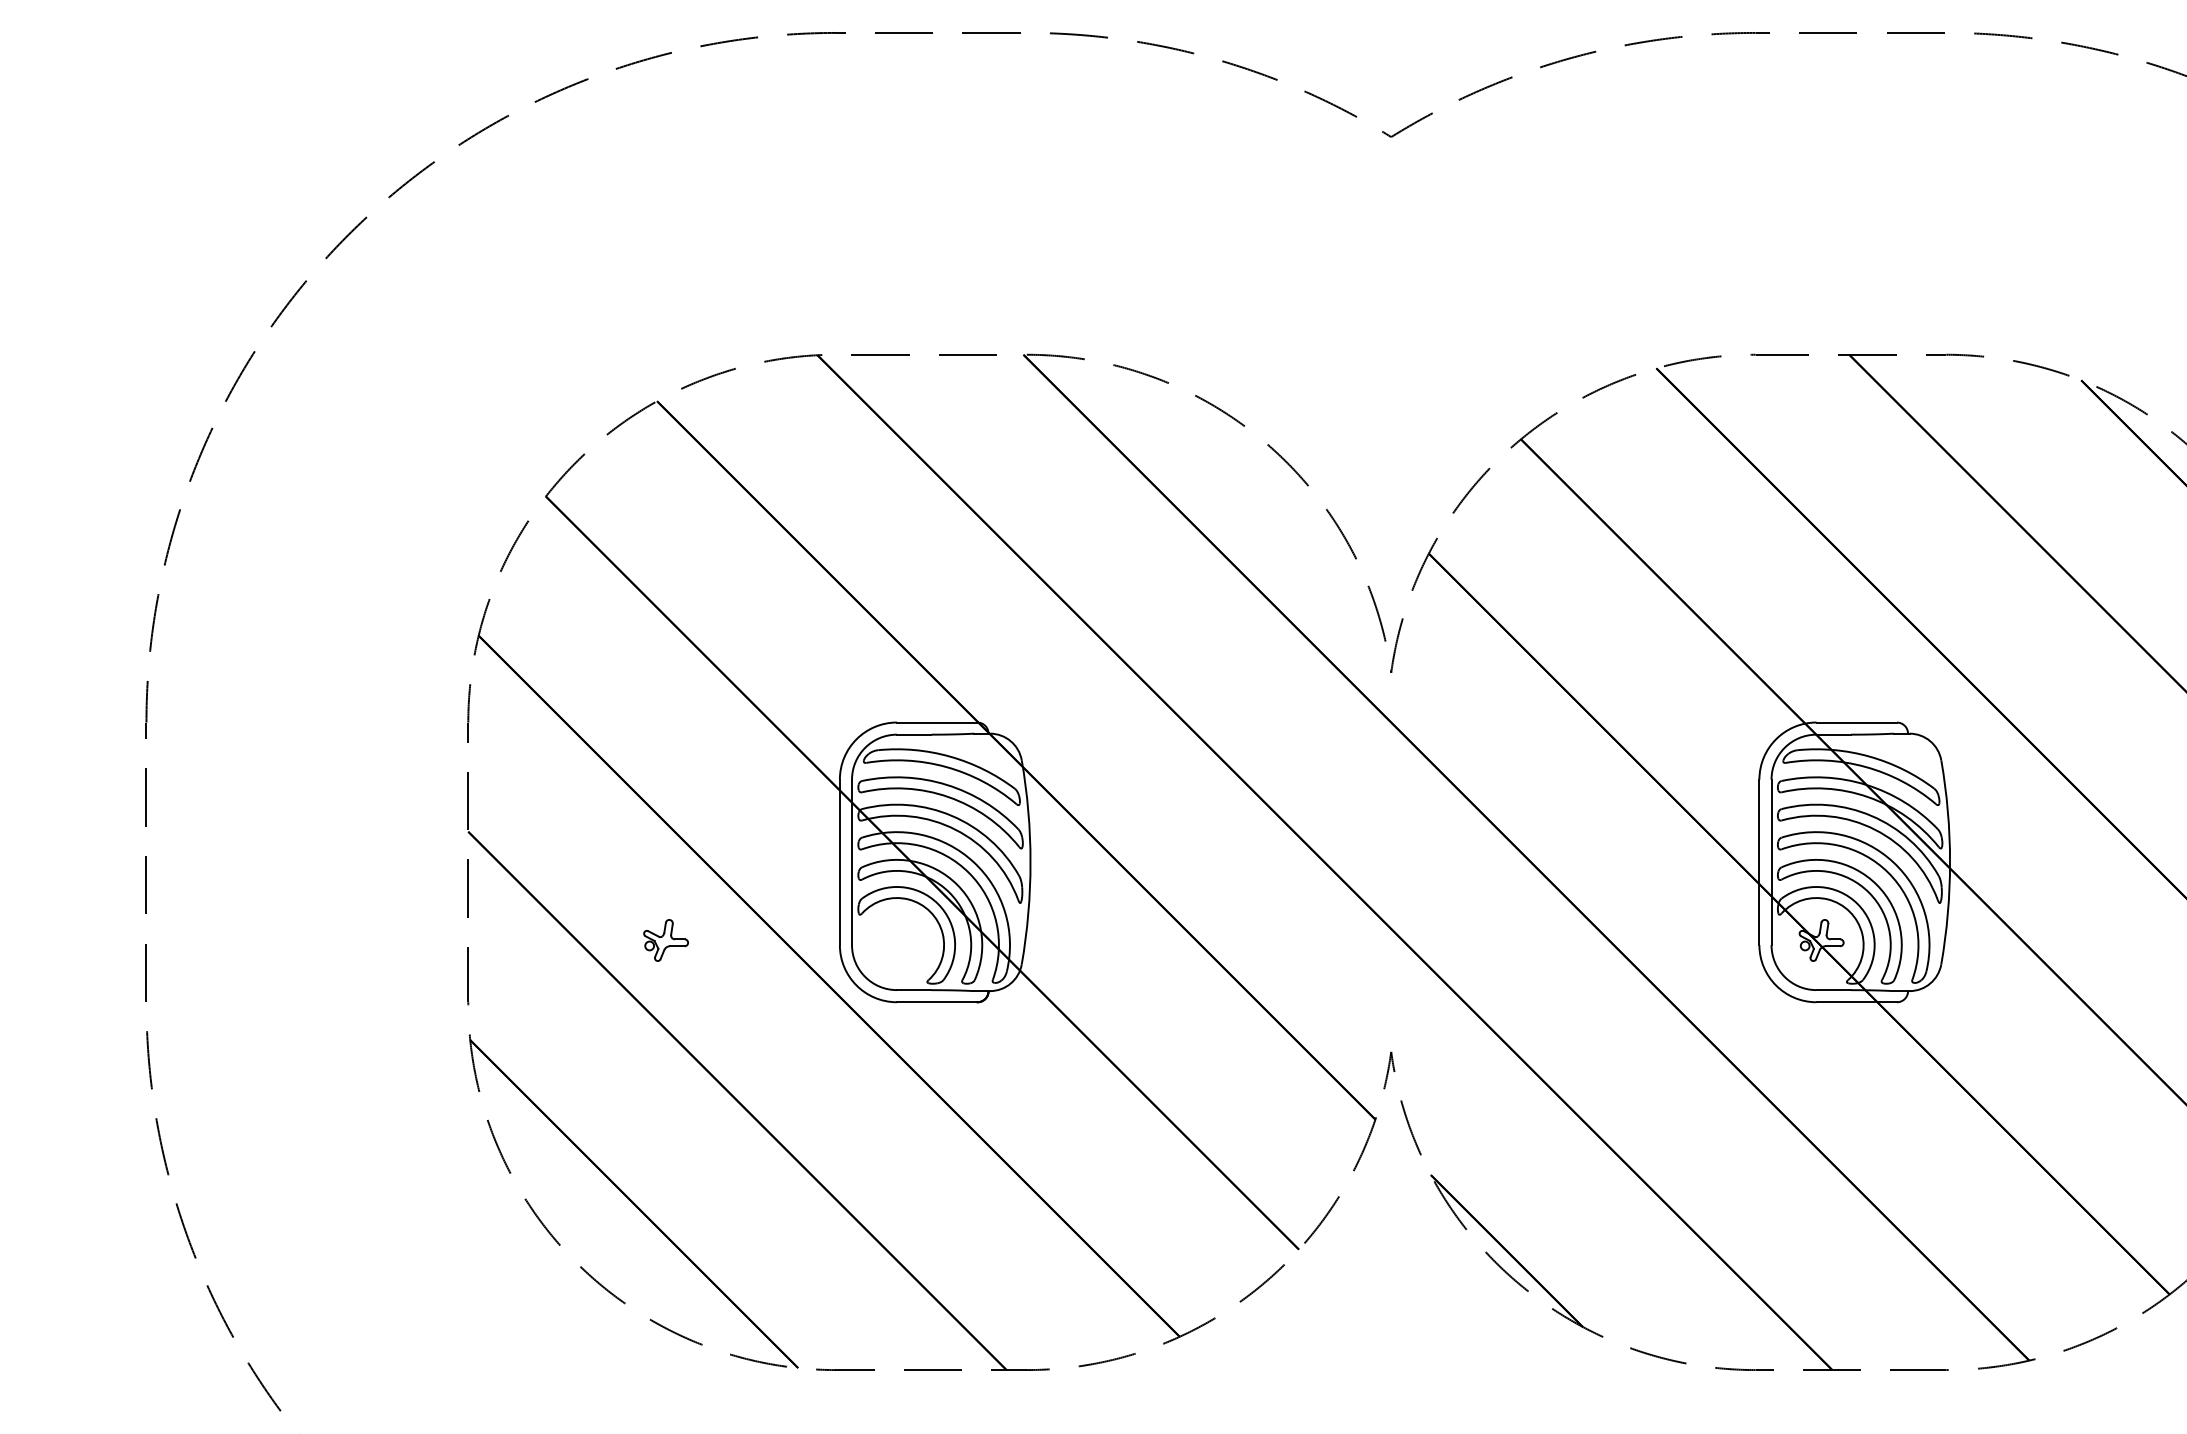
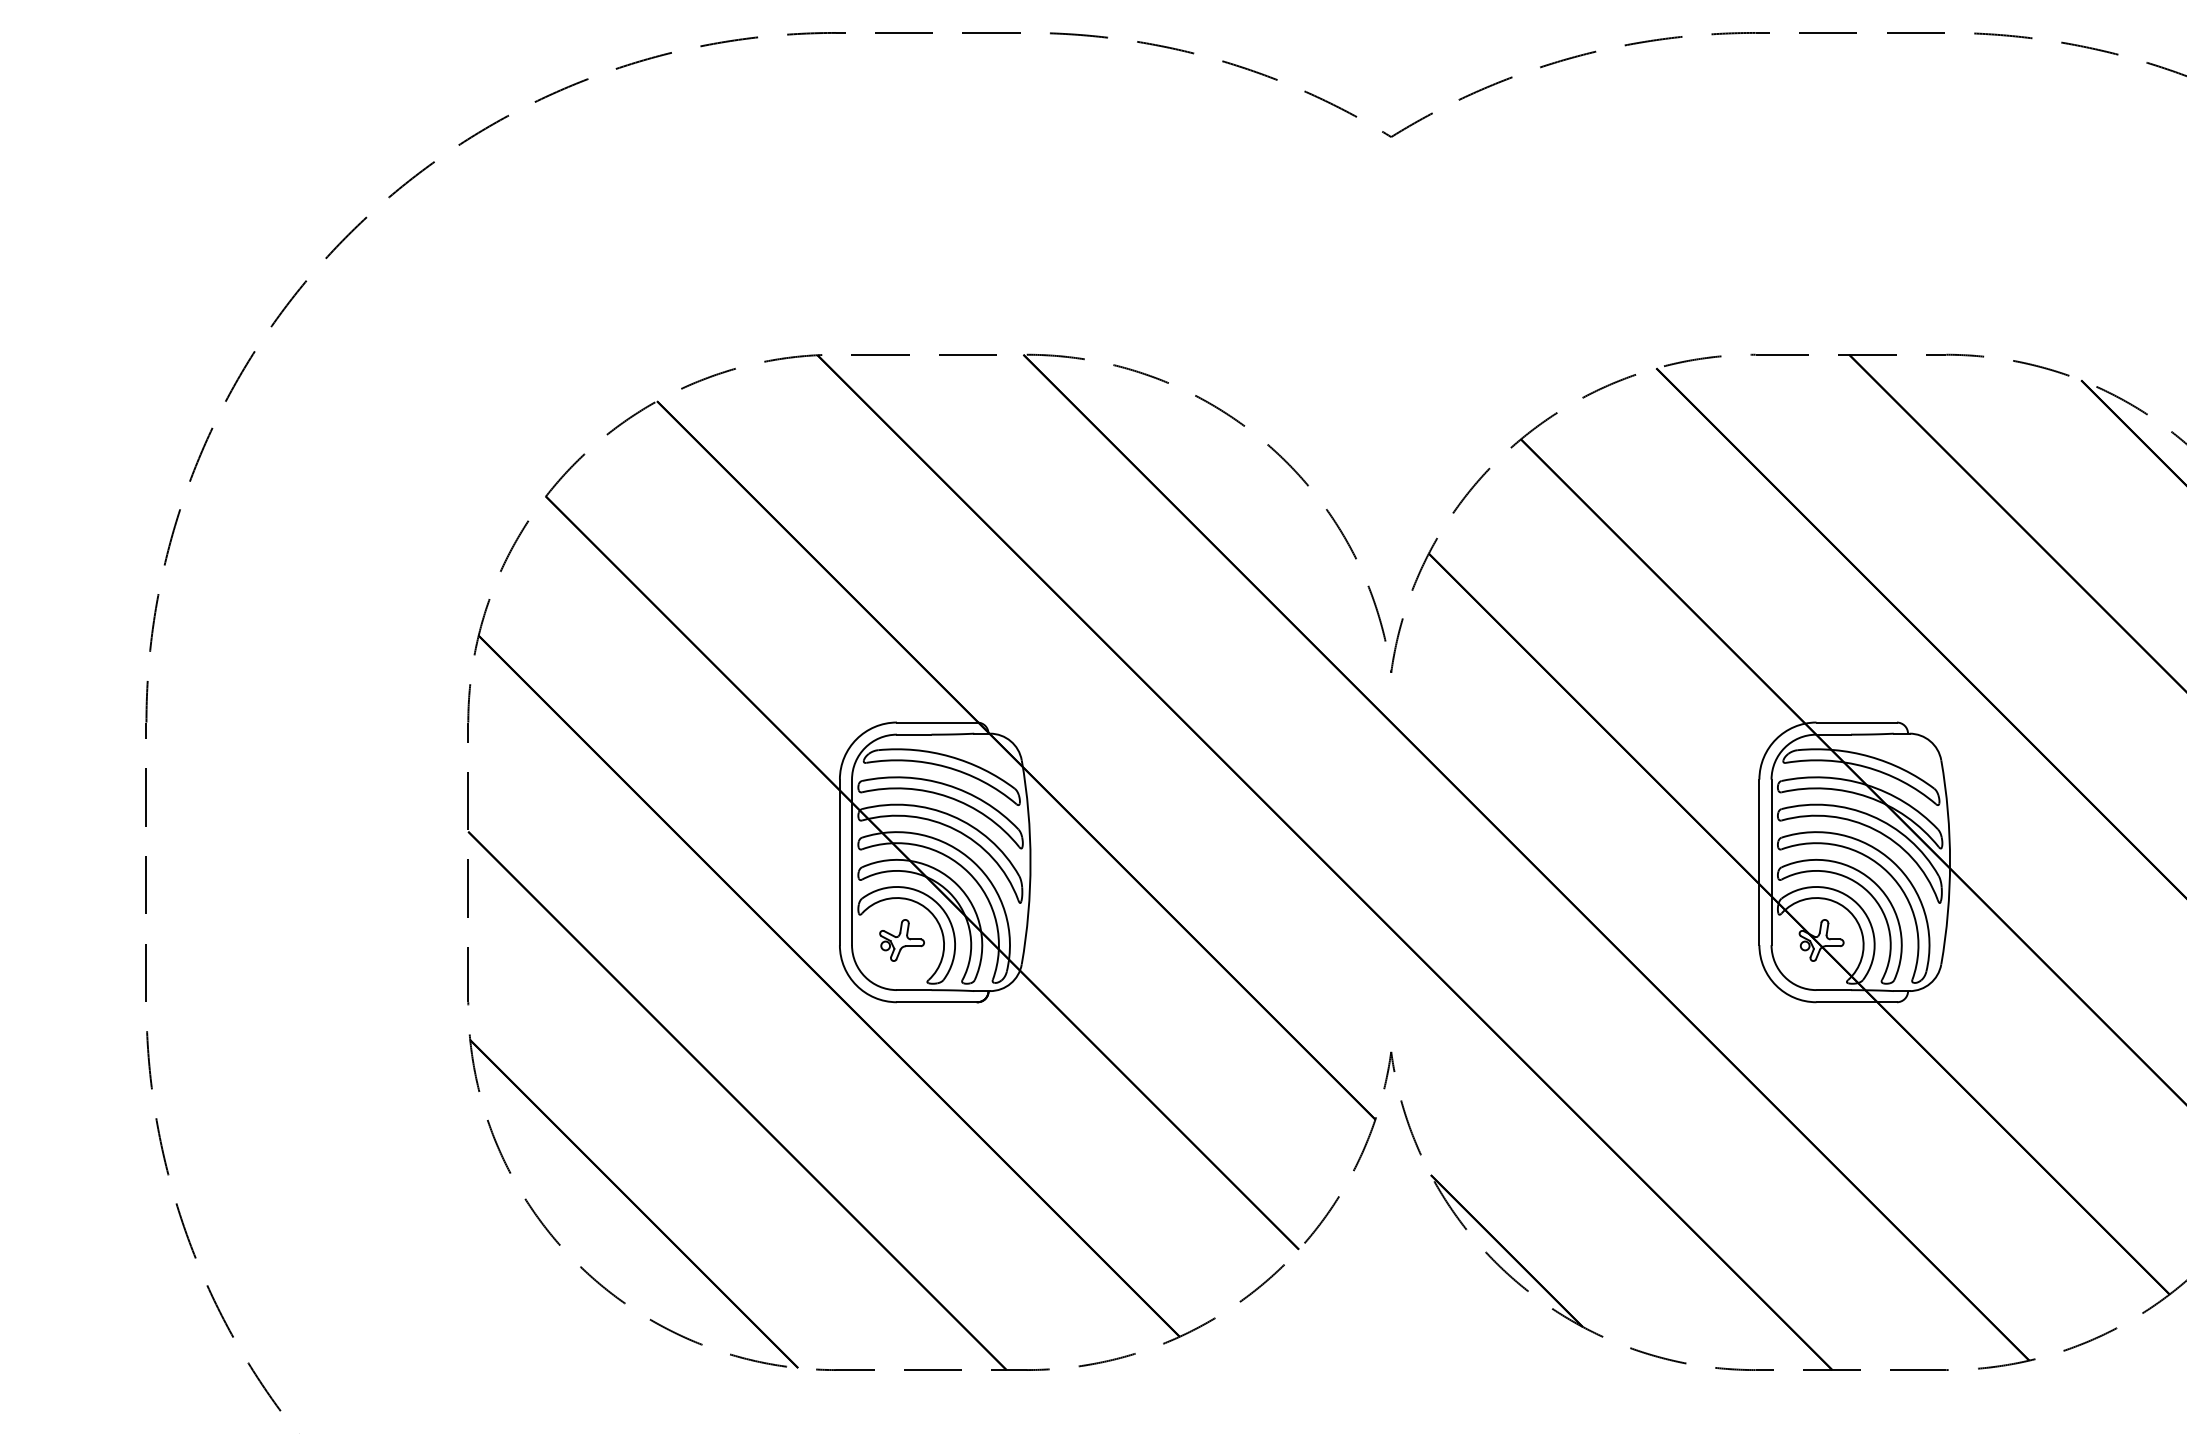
part position: (665, 940) -> (901, 940) (901, 940)
